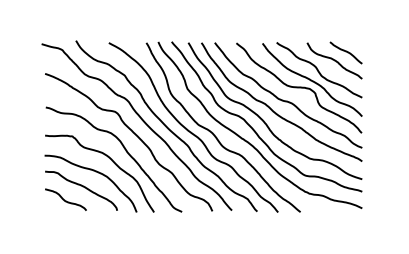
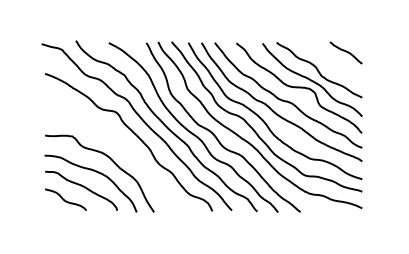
curve: present -> none (334, 60)
curve: present -> none (125, 151)
